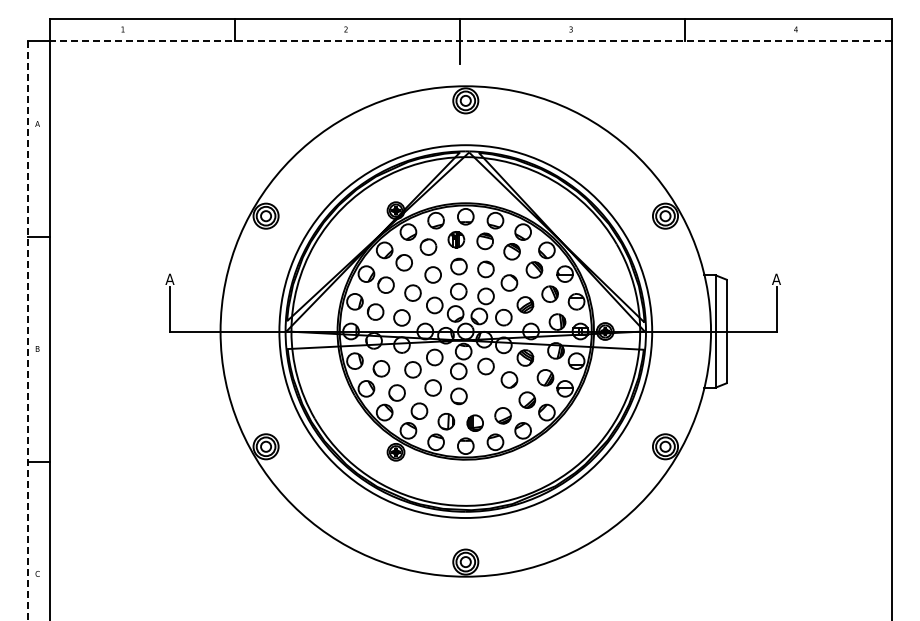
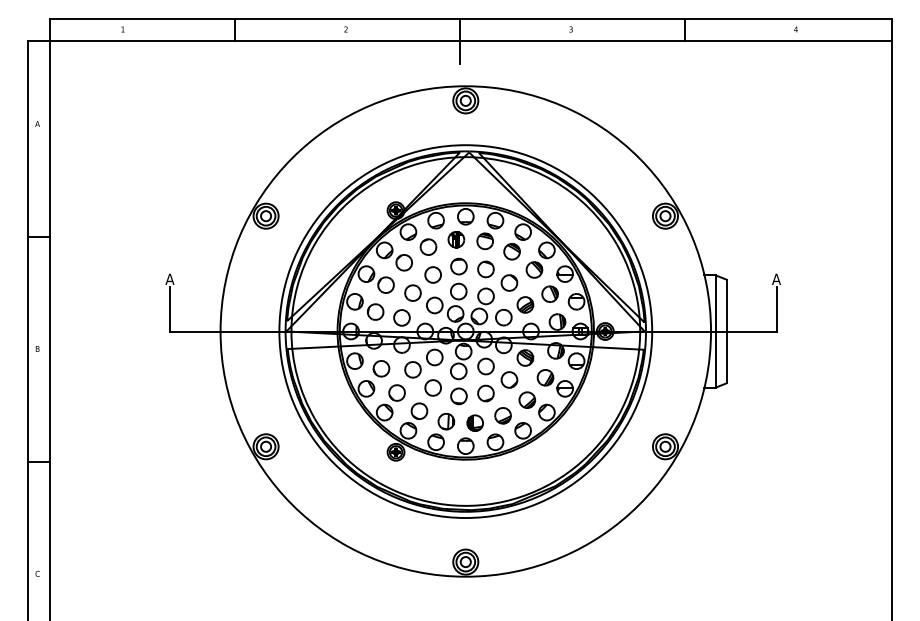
line: dashed -> solid (470, 41)
line: dashed -> solid (27, 330)
part: none -> present (485, 393)
